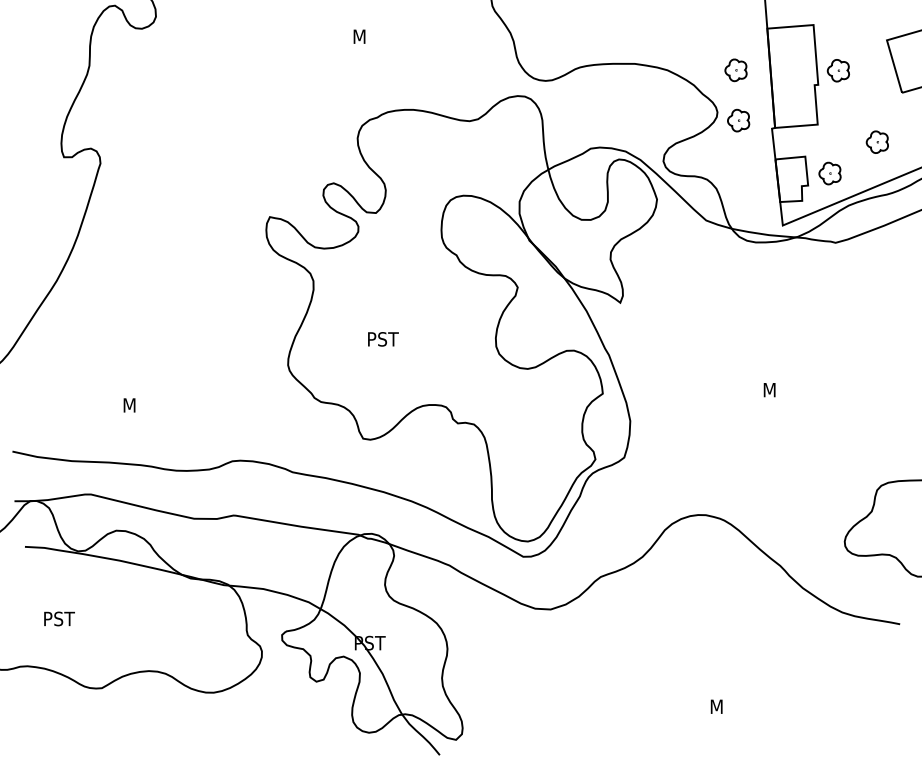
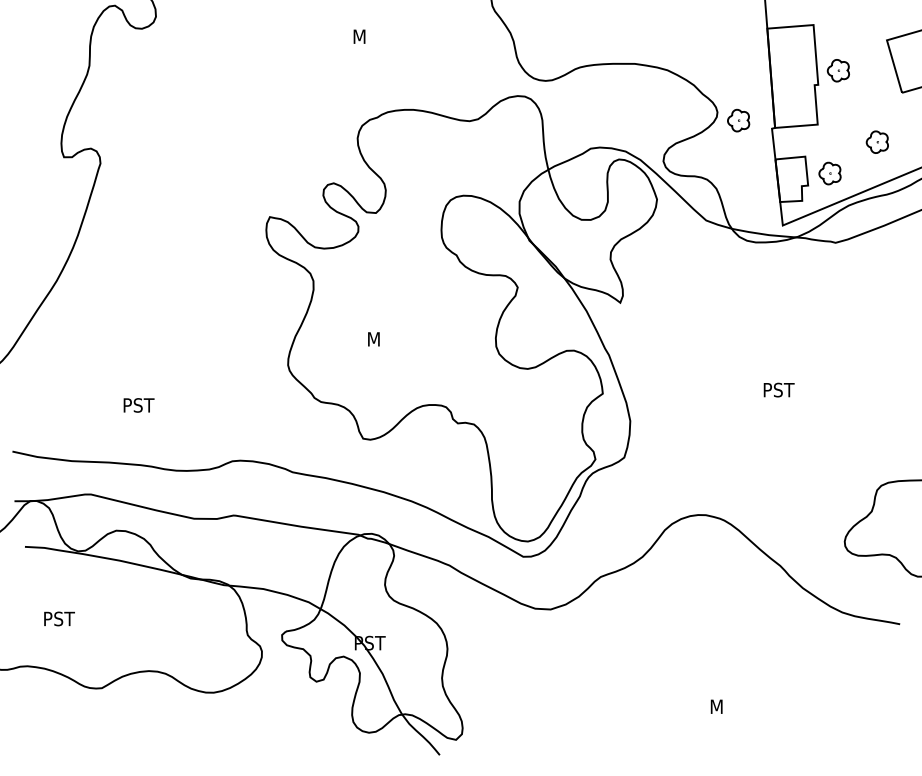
part: present -> none (735, 70)
text: PST -> M (383, 339)
text: M -> PST (779, 389)
text: M -> PST (139, 405)
